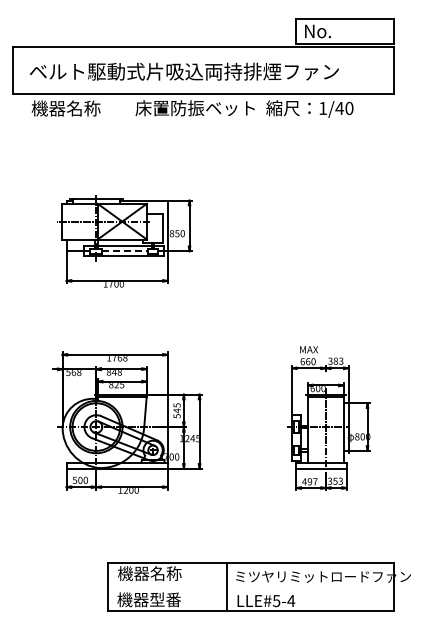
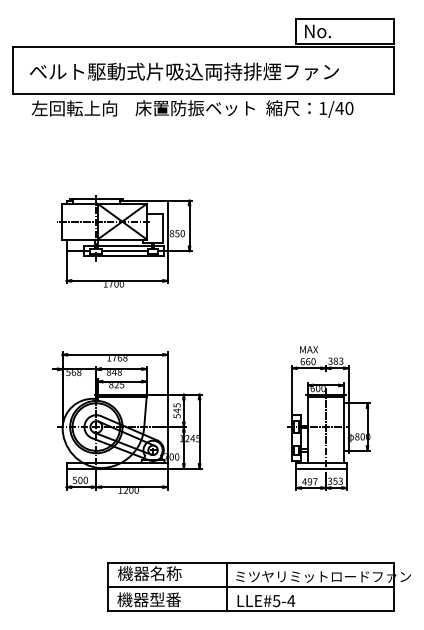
text: 機器名称 -> 左回転上向 (74, 108)
line: dashed -> solid (125, 251)
line: none -> present (250, 587)
